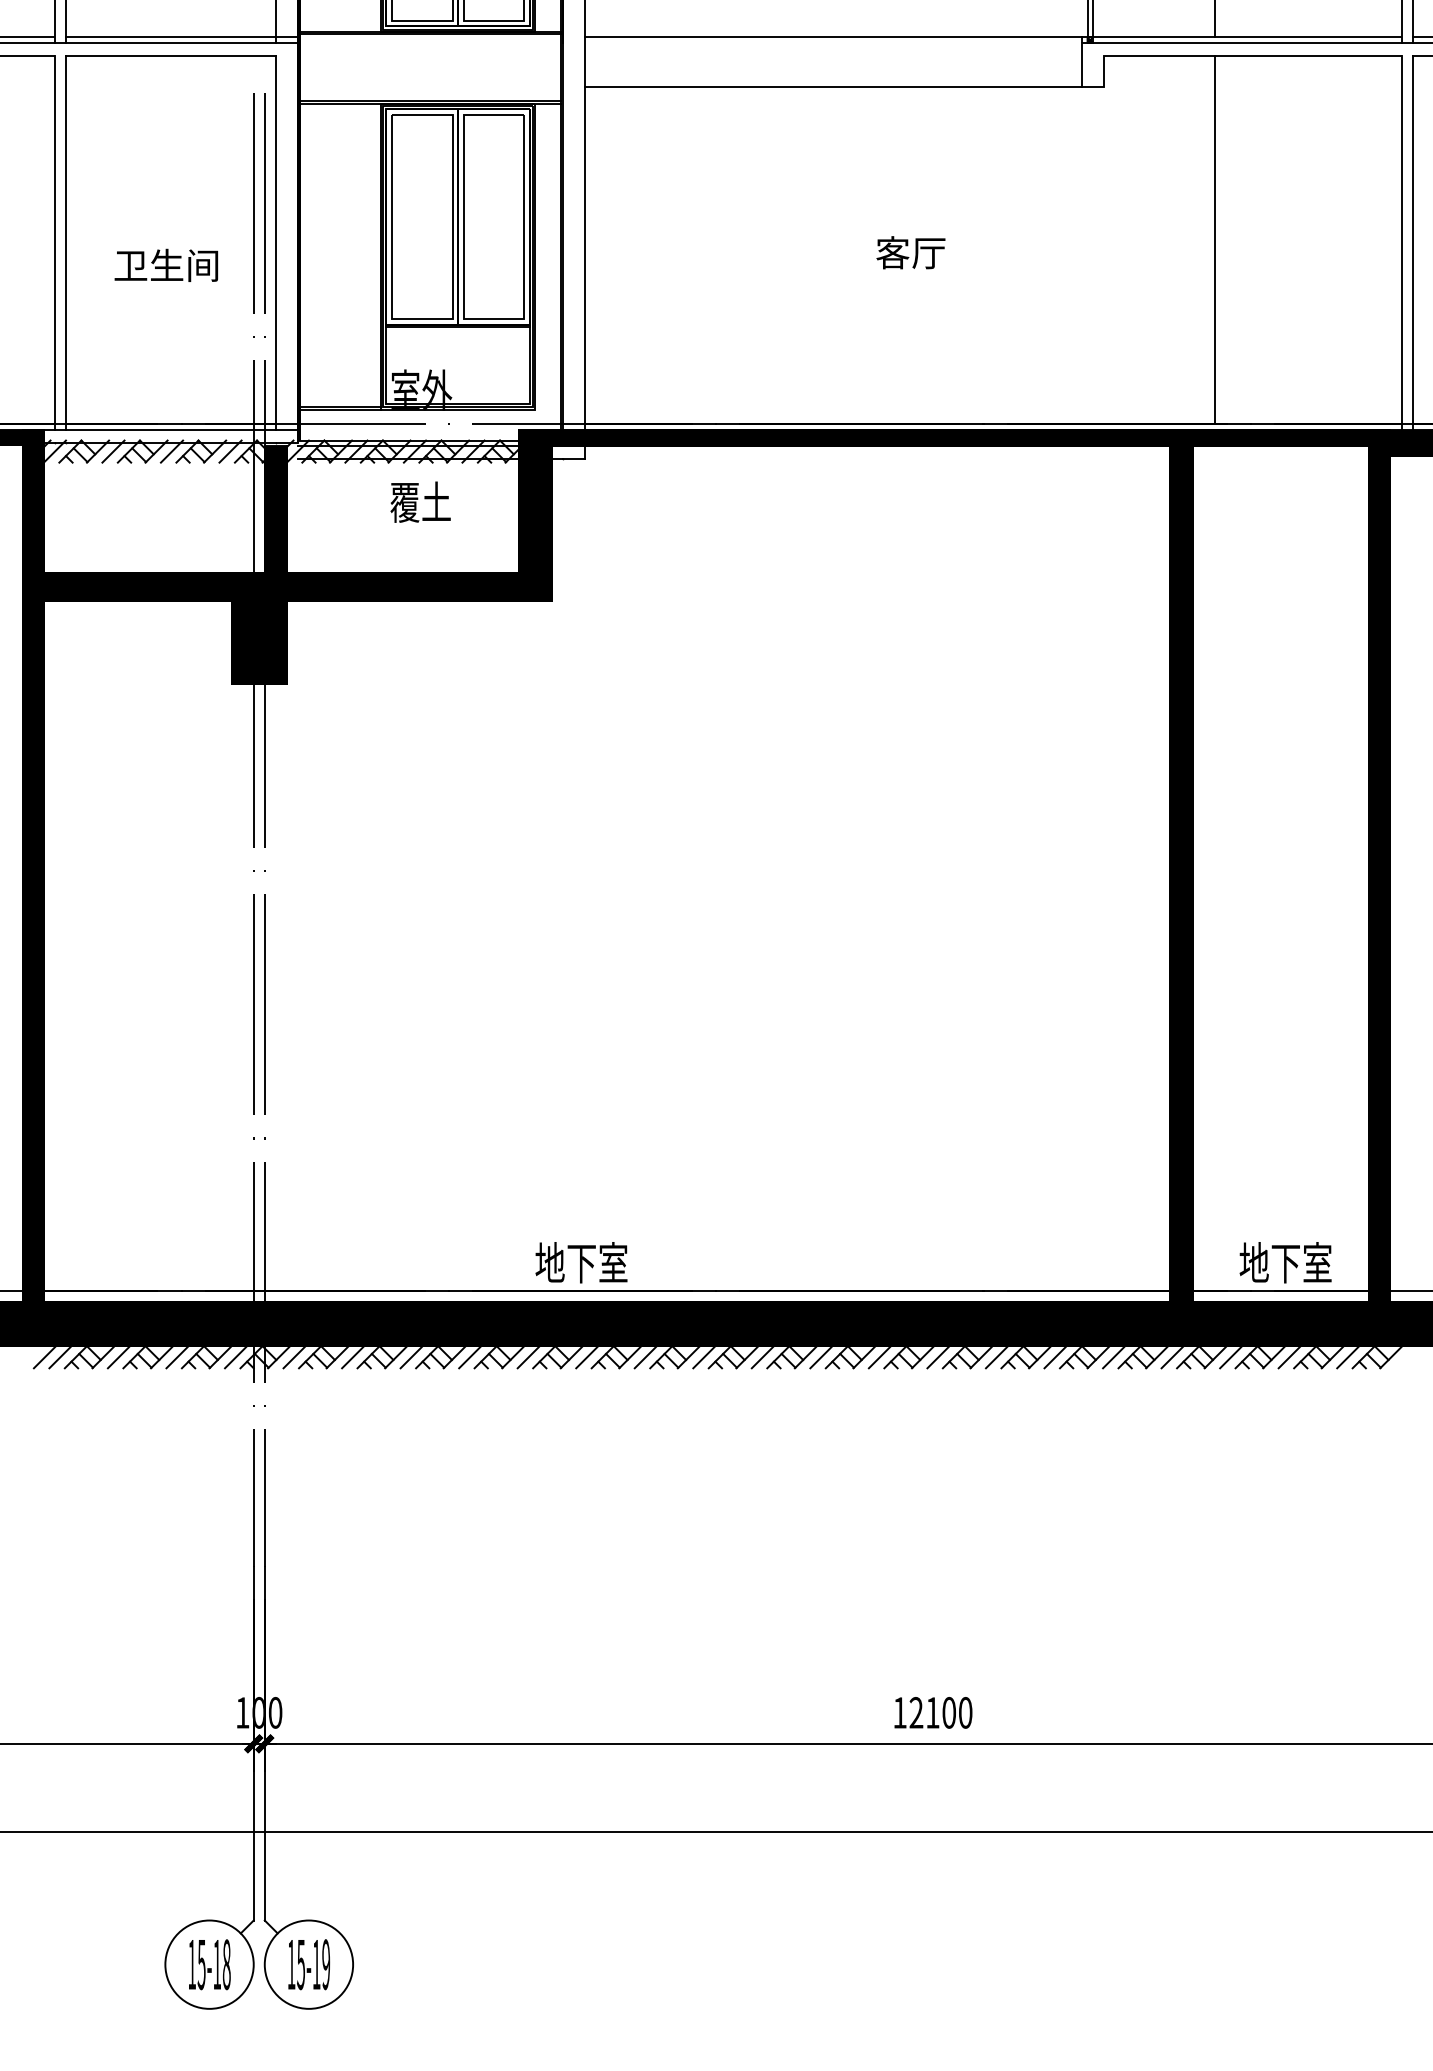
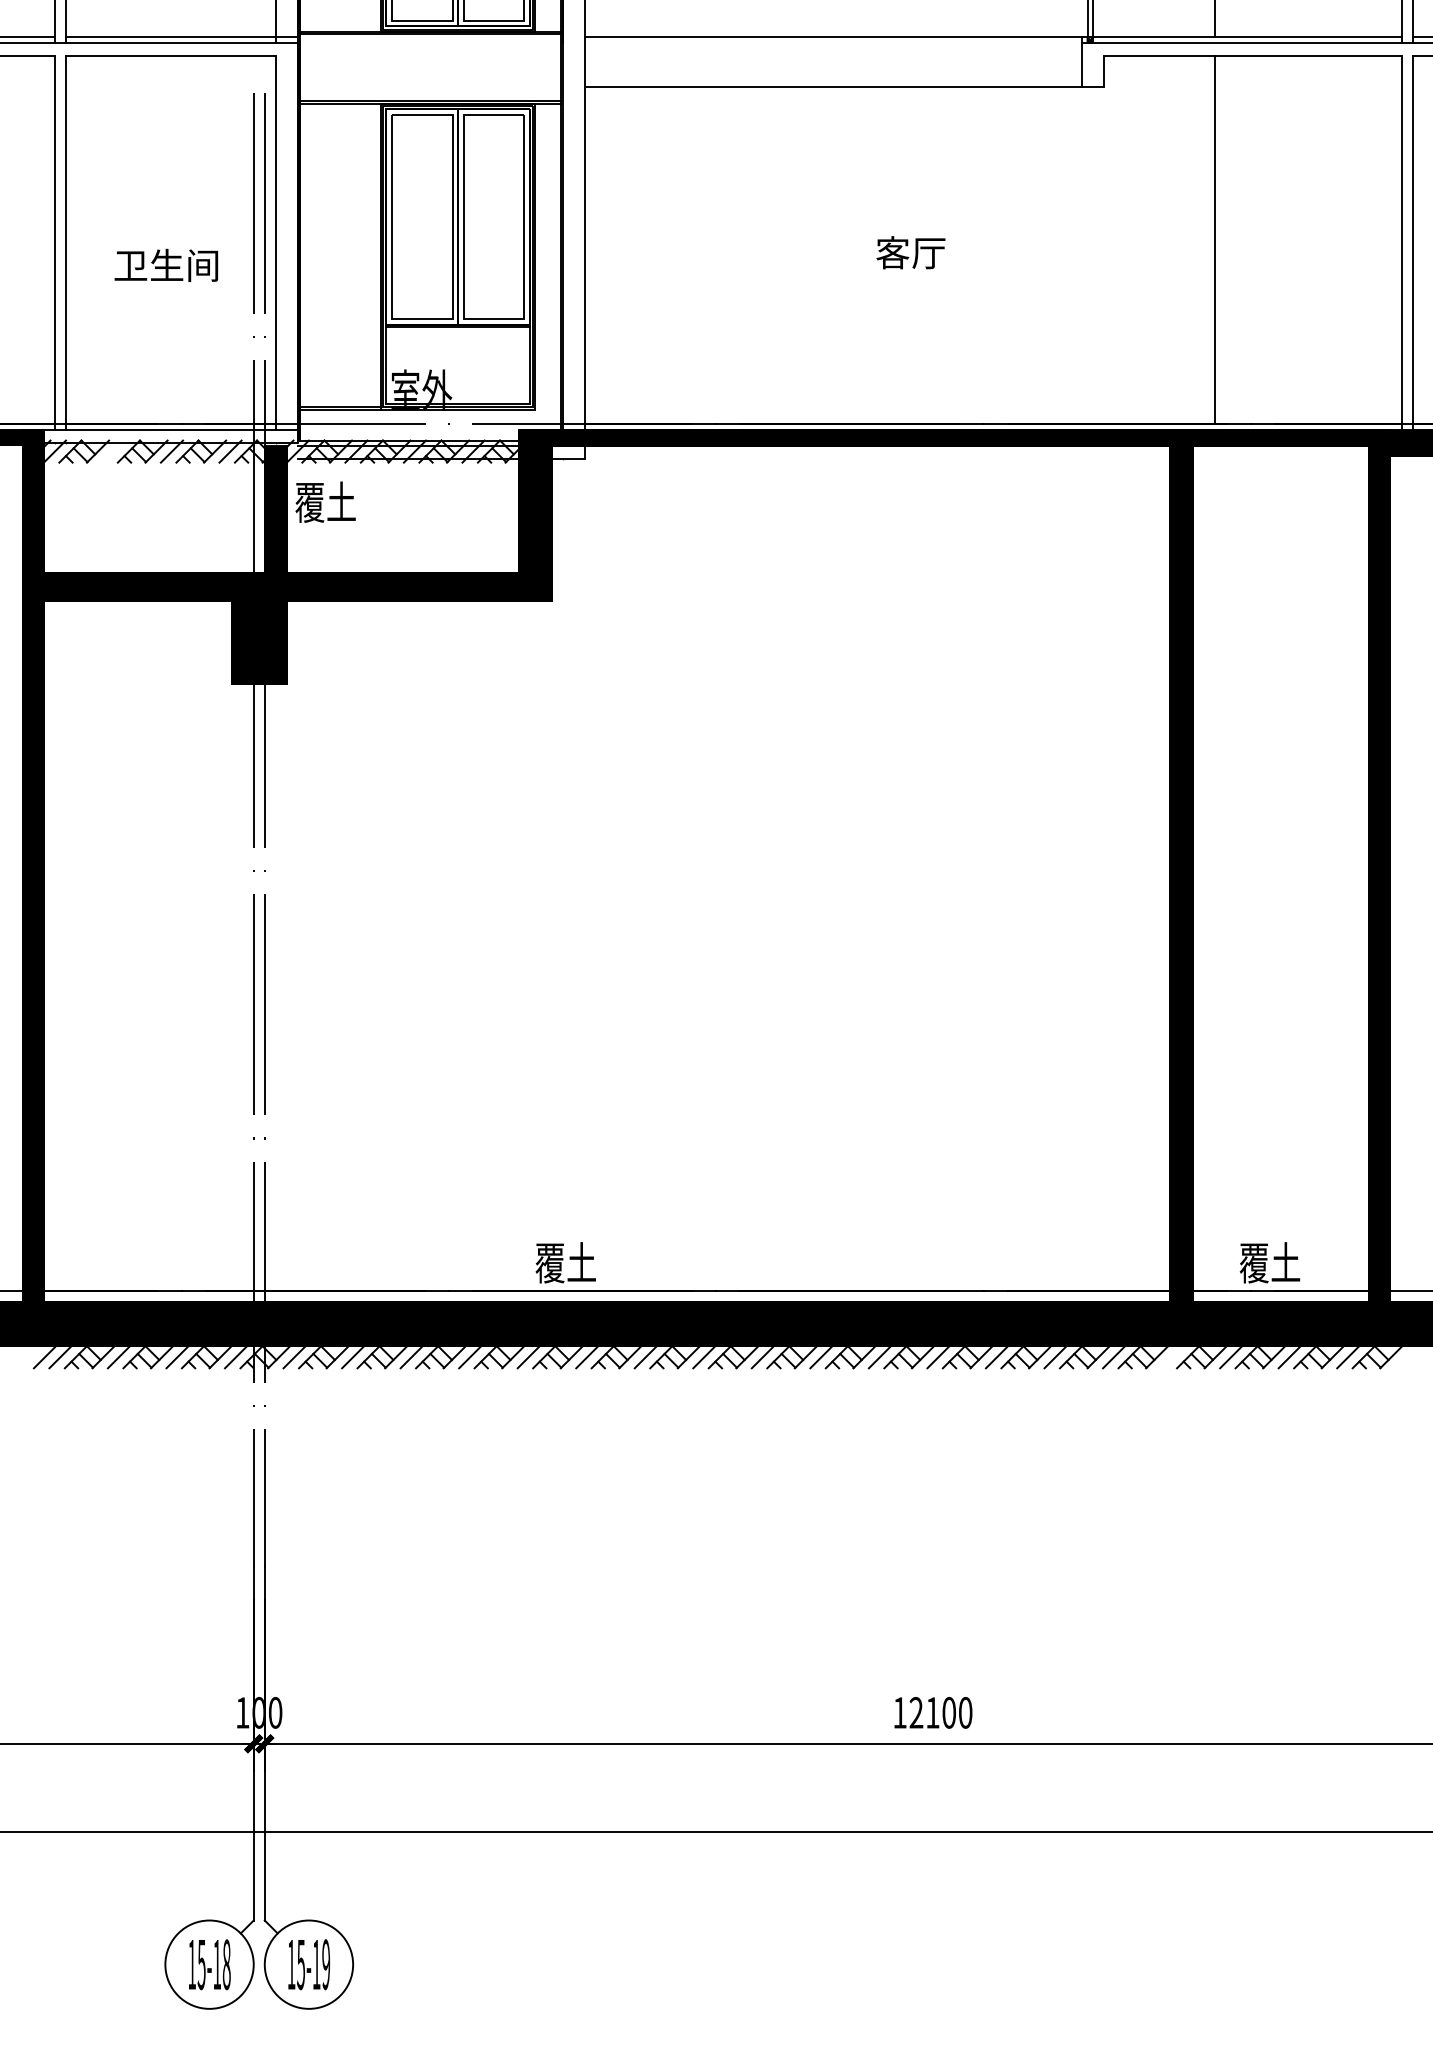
line: present -> none (113, 451)
text position: (420, 501) -> (325, 501) (325, 501)
text: 地下室 -> 覆土 (581, 1262)
text: 地下室 -> 覆土 (1285, 1262)
line: present -> none (1172, 1357)
